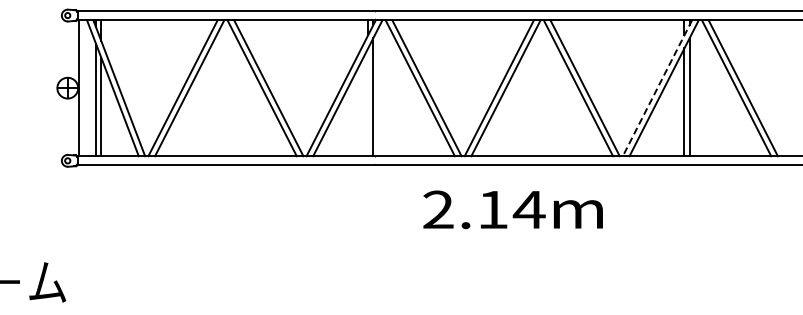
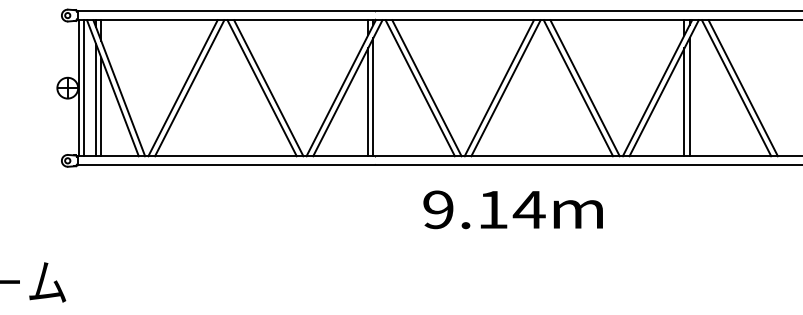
line: none -> present (83, 88)
line: dashed -> solid (657, 88)
line: none -> present (368, 102)
text: 2.14m -> 9.14m (438, 210)
